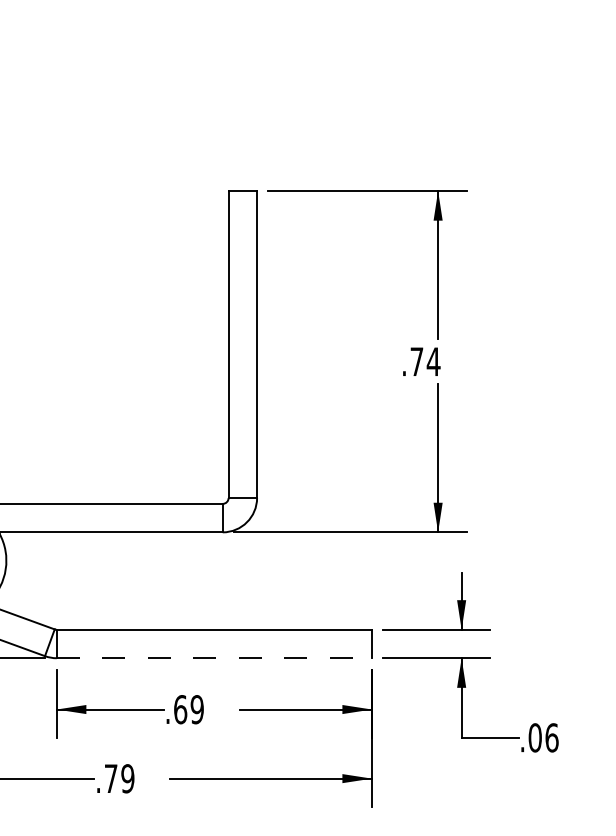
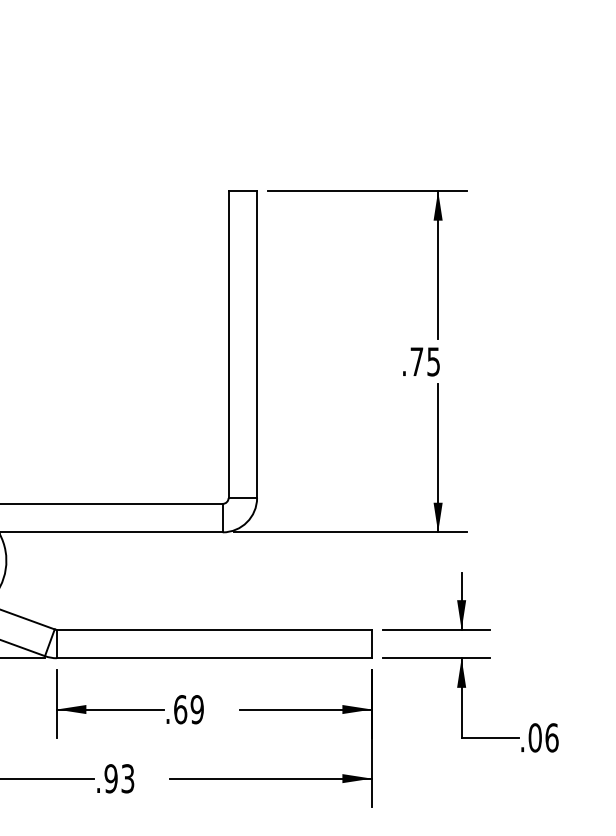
text: .74 -> .75 (433, 361)
line: dashed -> solid (214, 658)
text: .79 -> .93 (119, 778)
